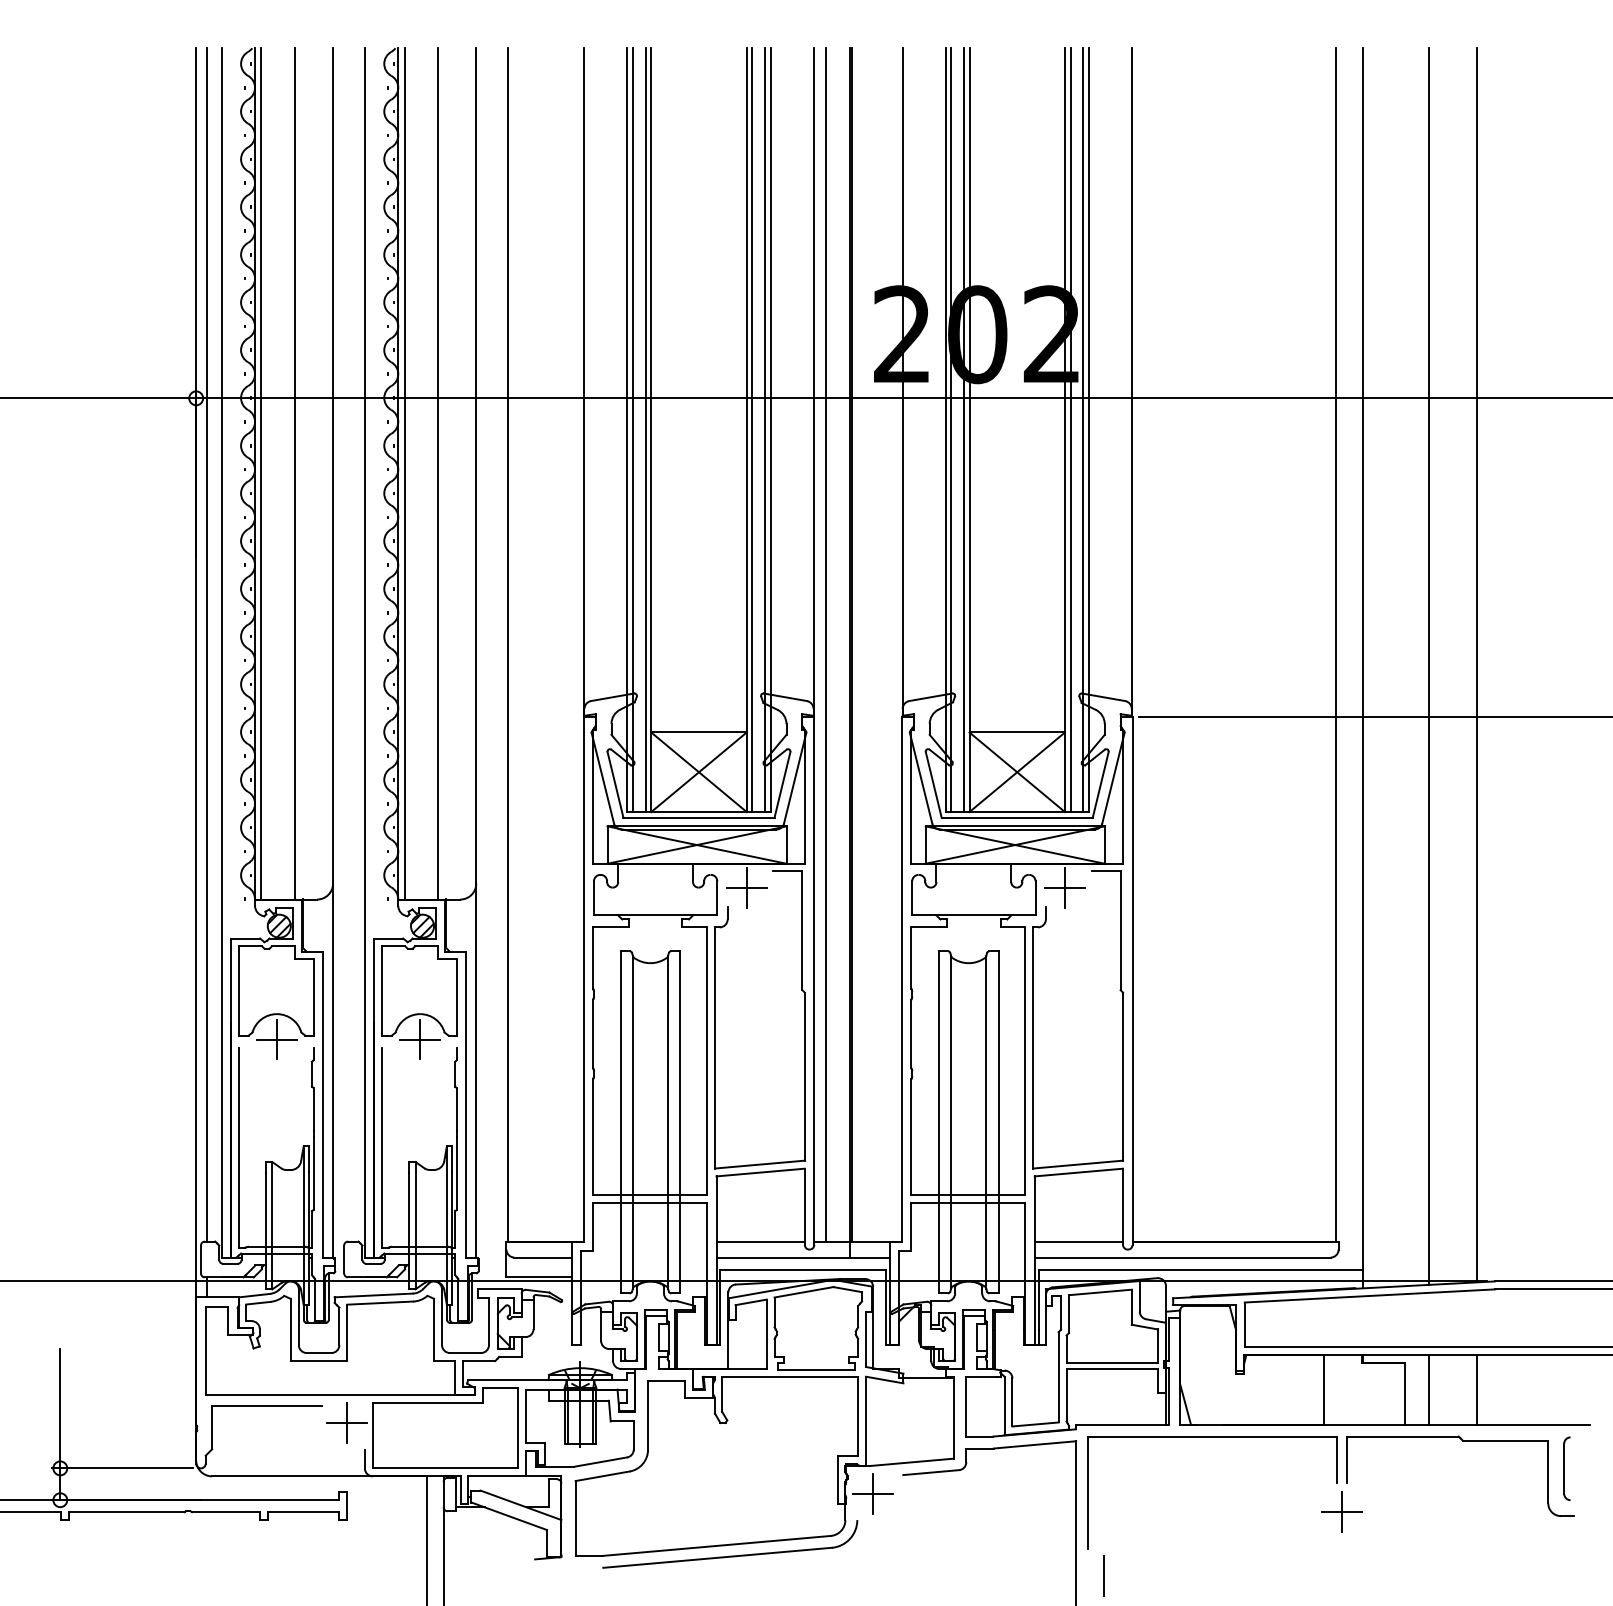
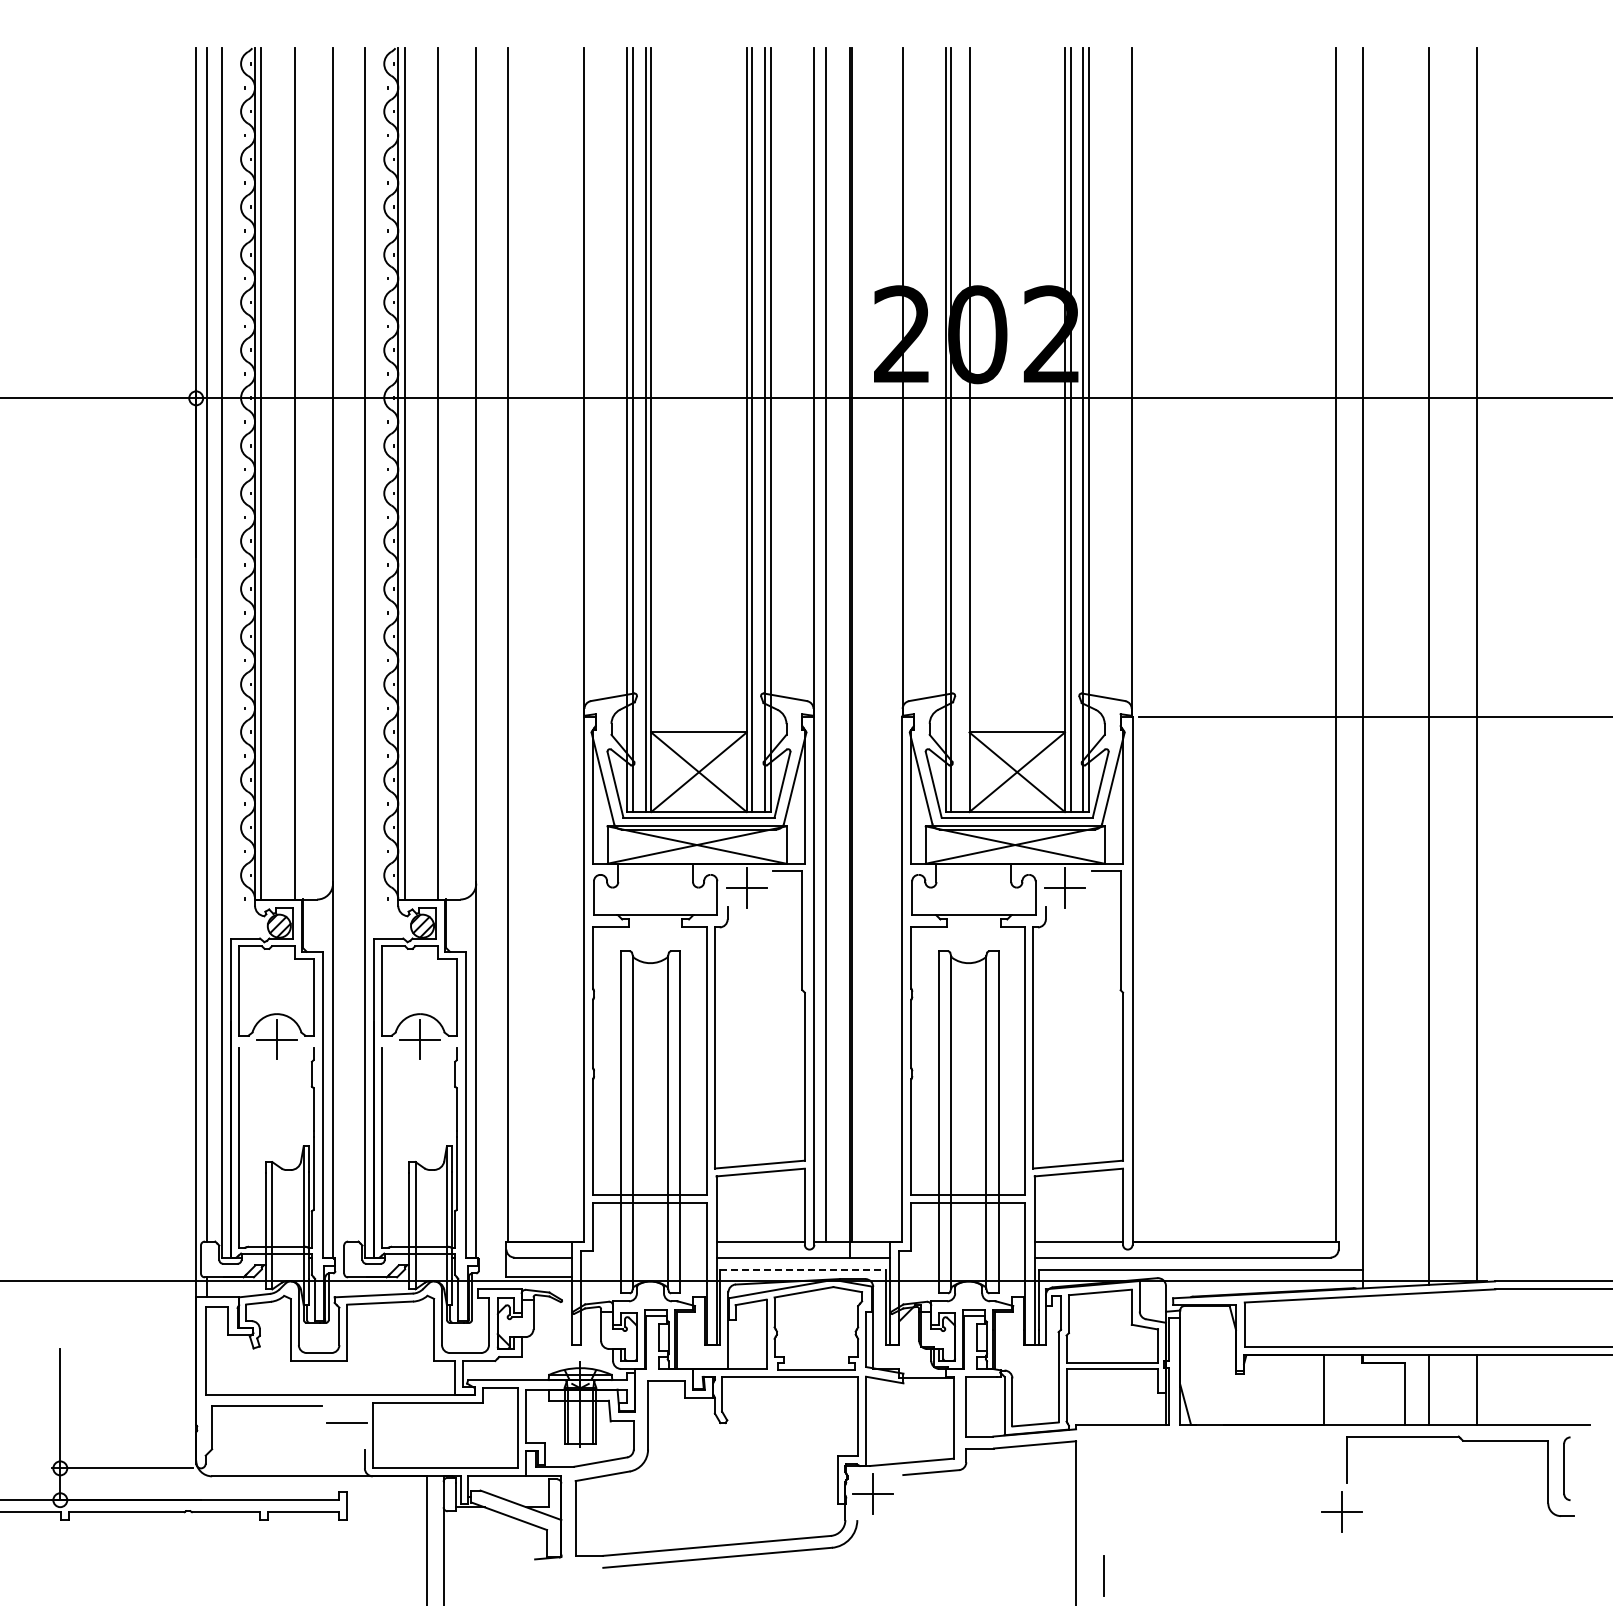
line: present -> none (963, 430)
line: solid -> dashed (803, 1269)
line: present -> none (347, 1422)
part: present -> none (1212, 1437)
